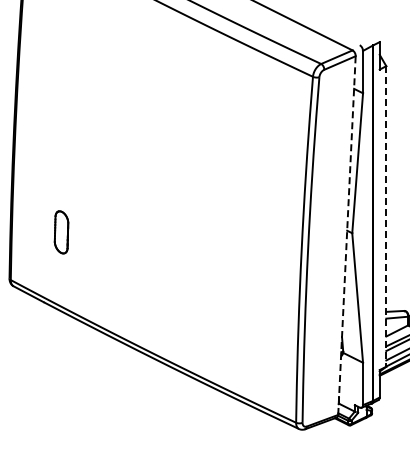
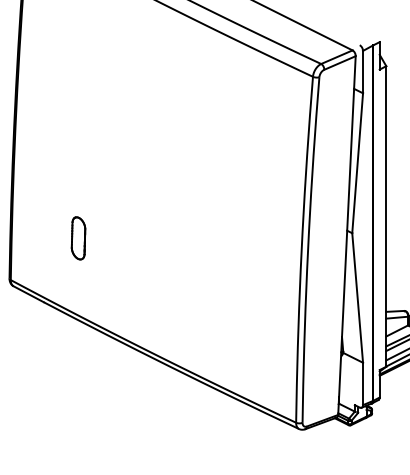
line: dashed -> solid (386, 216)
part position: (61, 232) -> (78, 238) (78, 238)
line: dashed -> solid (346, 235)
